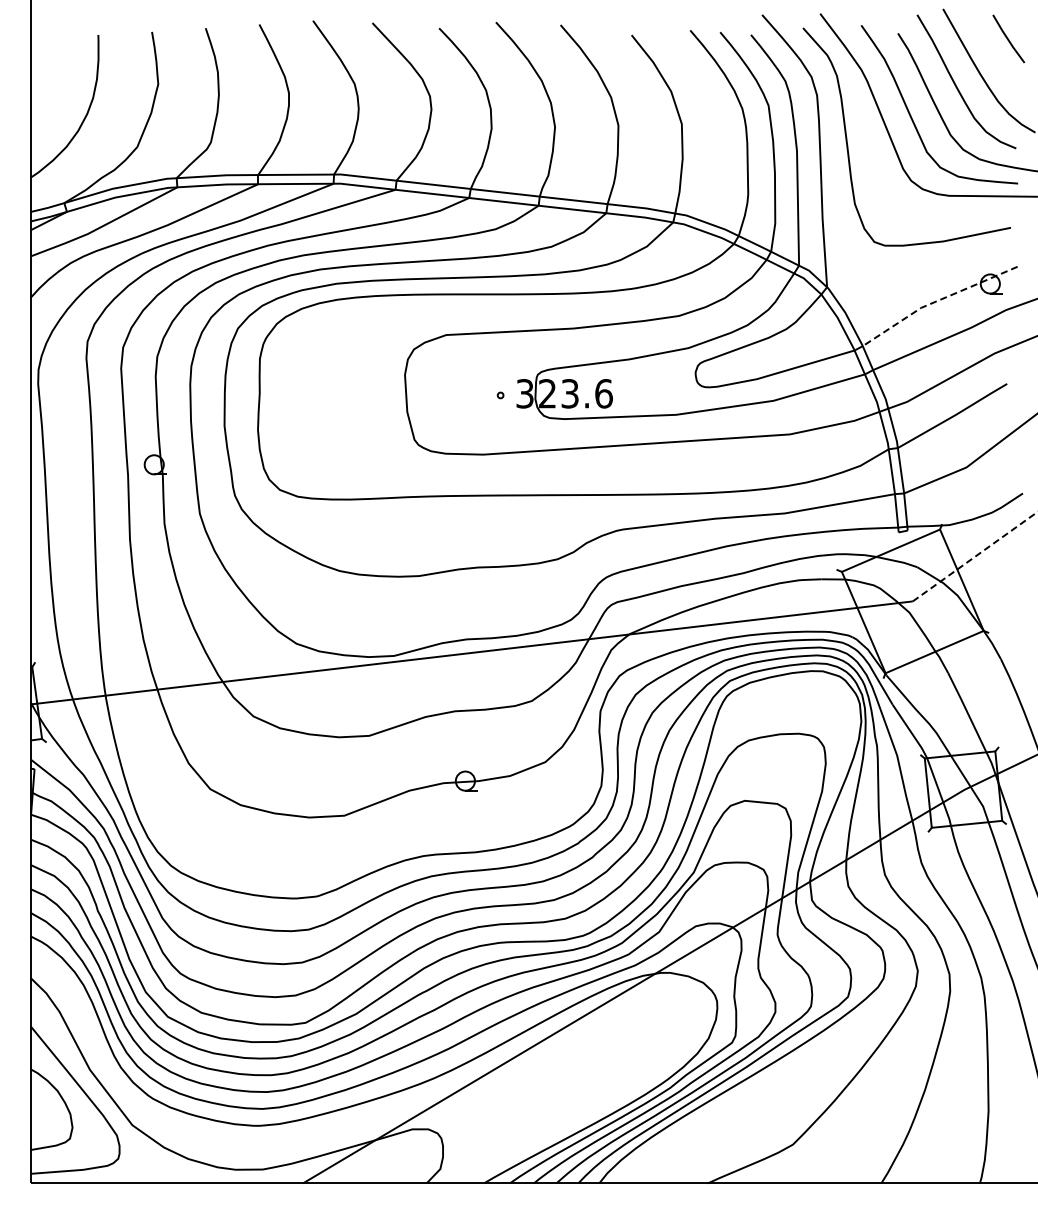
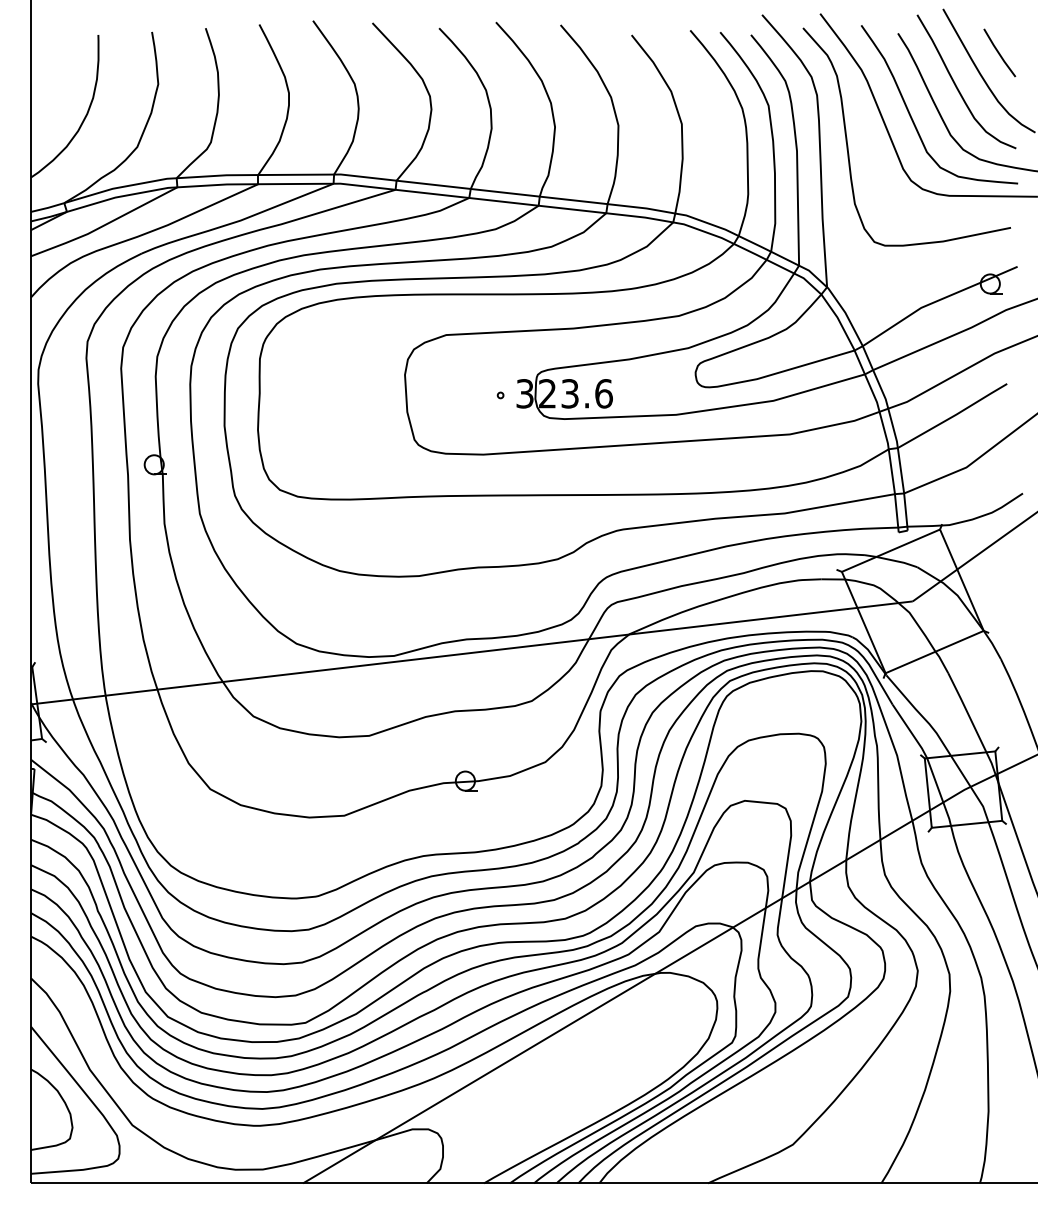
line position: (1008, 38) -> (999, 52) (999, 52)
line: dashed -> solid (936, 301)
line: dashed -> solid (975, 556)
